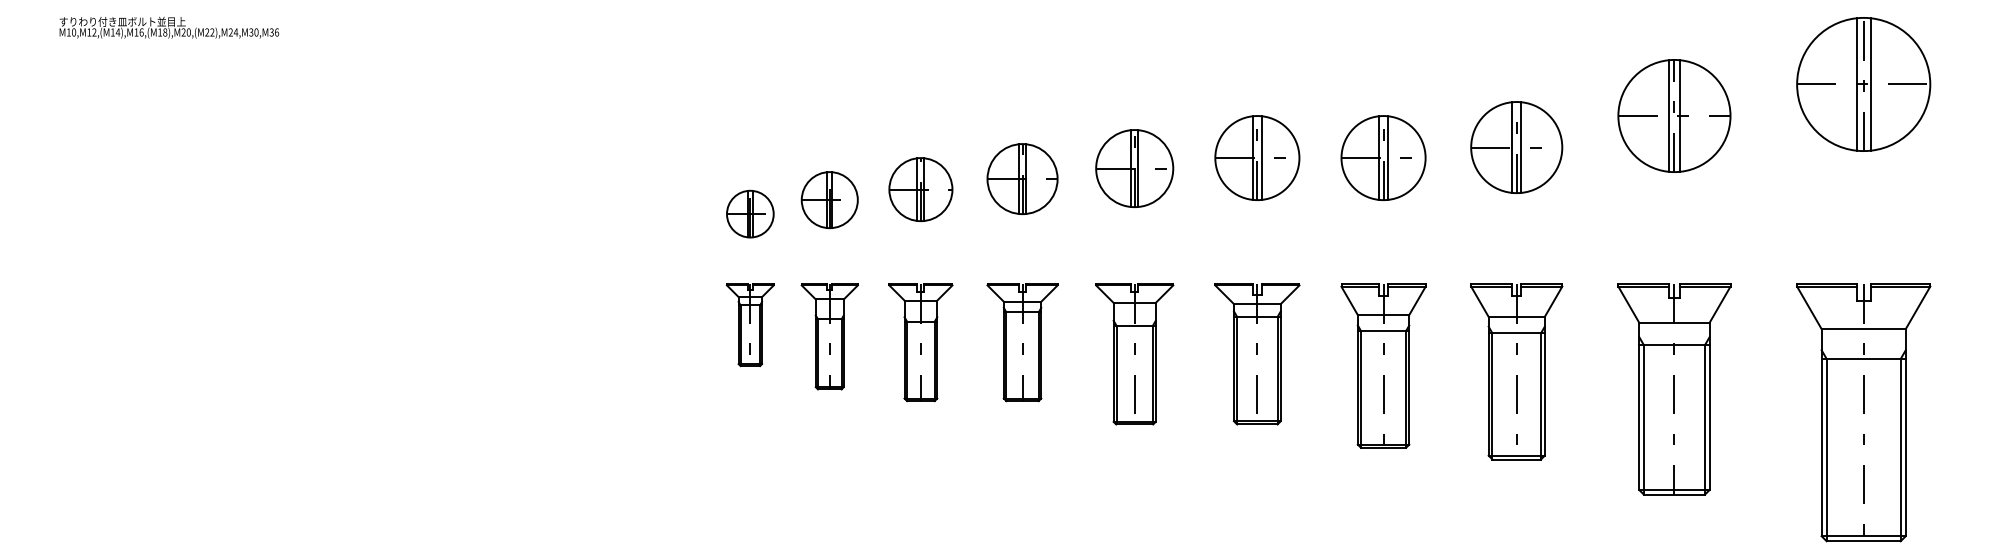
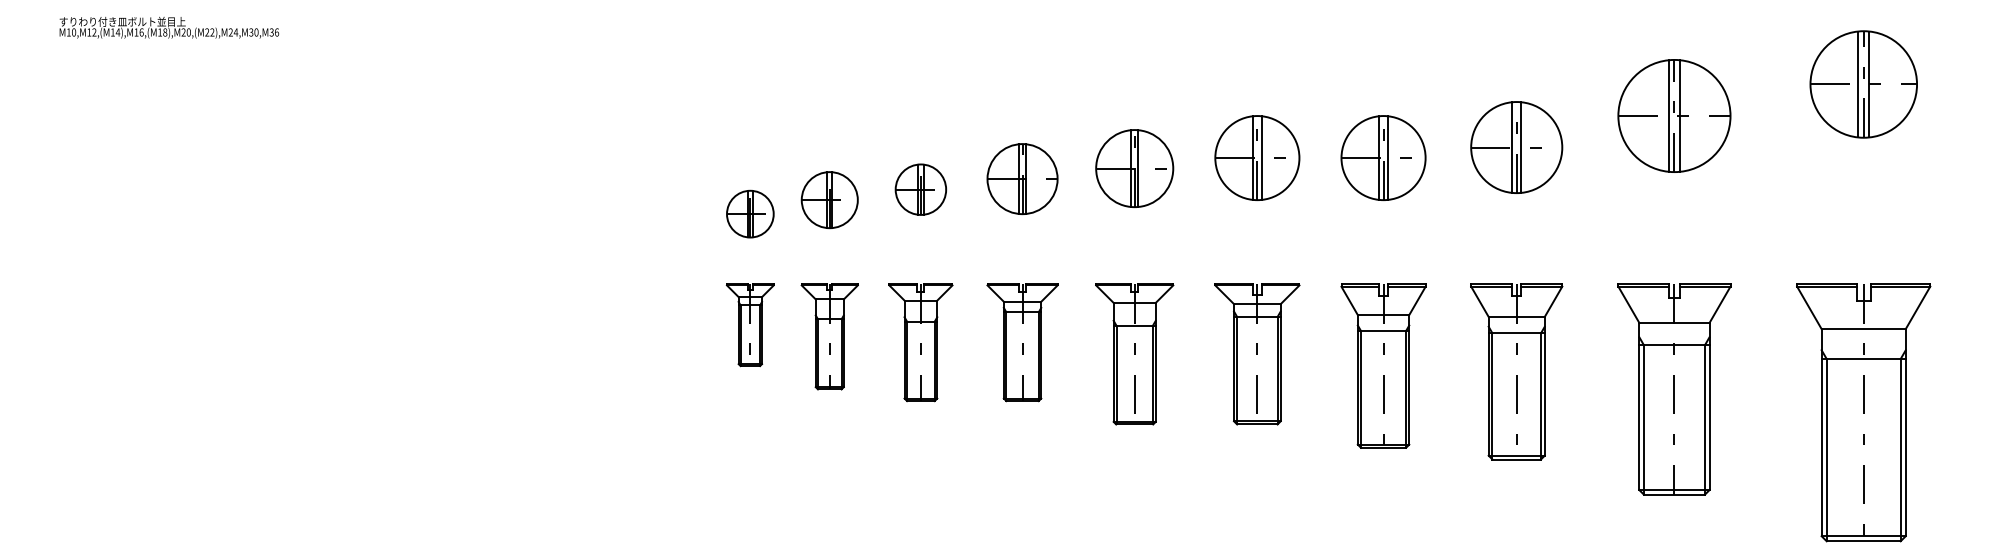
part size: 136x135 px -> 109x109 px (1863, 84)
part size: 66x66 px -> 54x53 px (920, 189)
